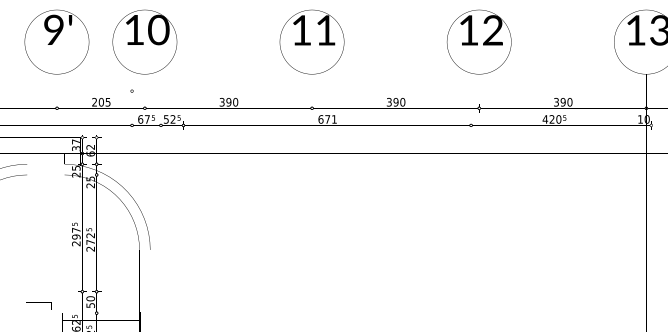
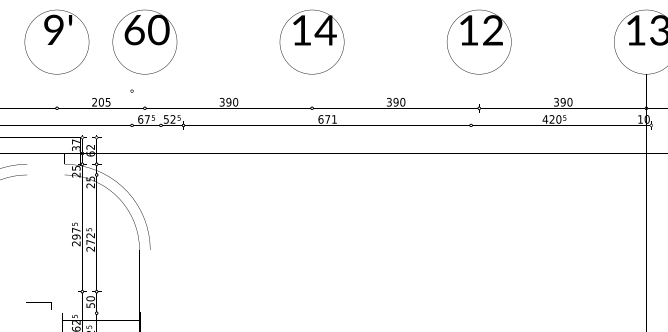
text: 10 -> 60 (134, 30)
text: 11 -> 14 (325, 30)
